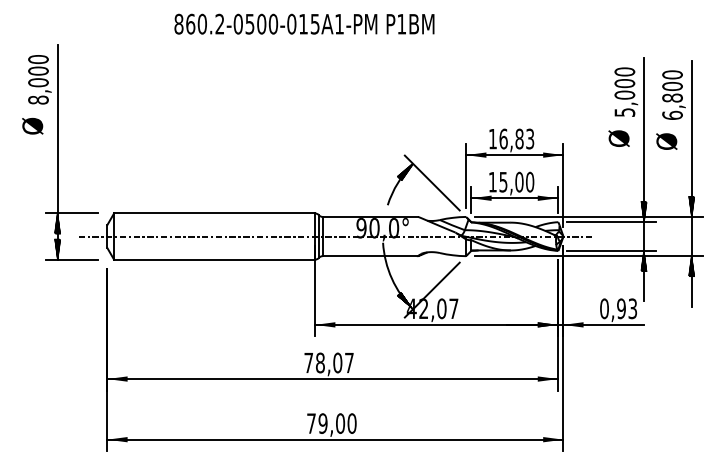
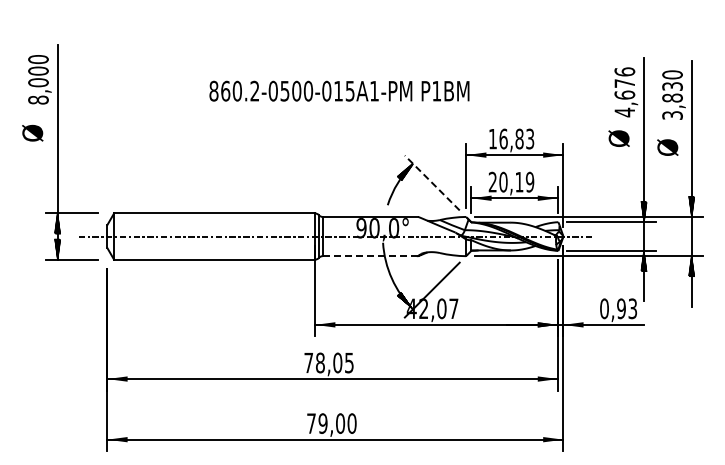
text position: (304, 23) -> (339, 90) (339, 90)
text: 5,000 -> 4,676 (624, 92)
text: 6,800 -> 3,830 (672, 100)
text position: (32, 125) -> (32, 132) (32, 132)
text position: (666, 141) -> (667, 147) (667, 147)
text: 15,00 -> 20,19 (511, 181)
line: solid -> dashed (432, 183)
line: solid -> dashed (370, 256)
text: 78,07 -> 78,05 (349, 363)
